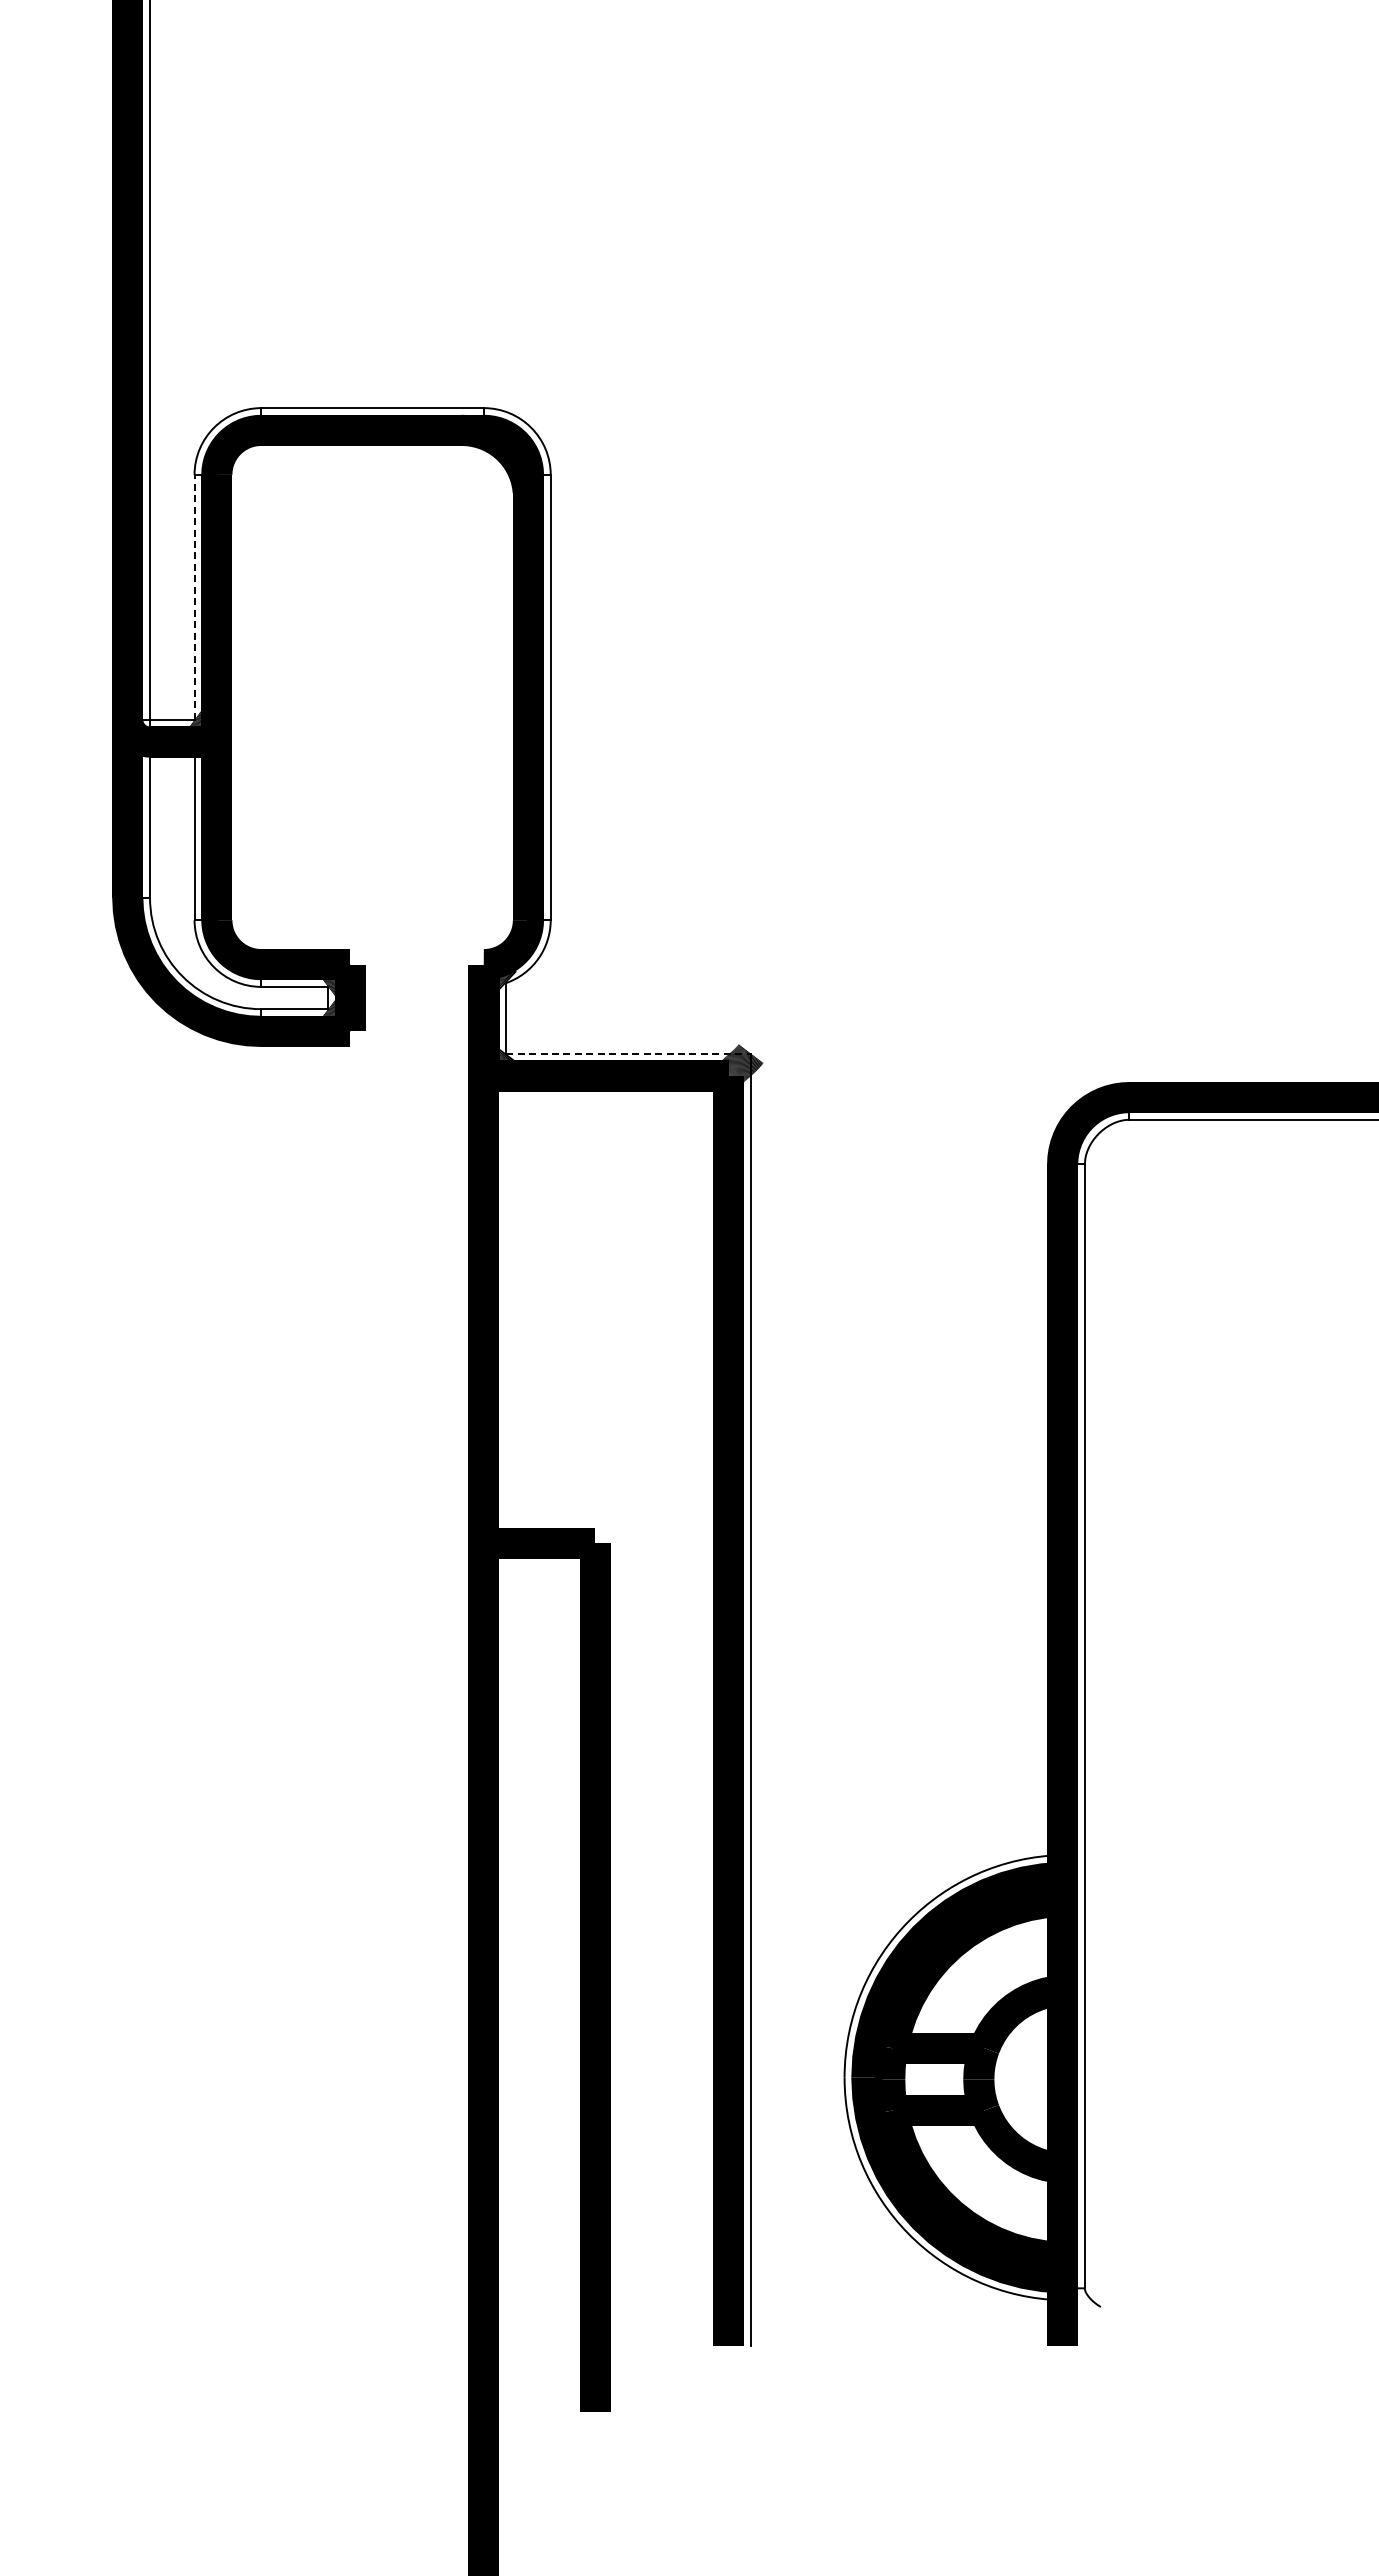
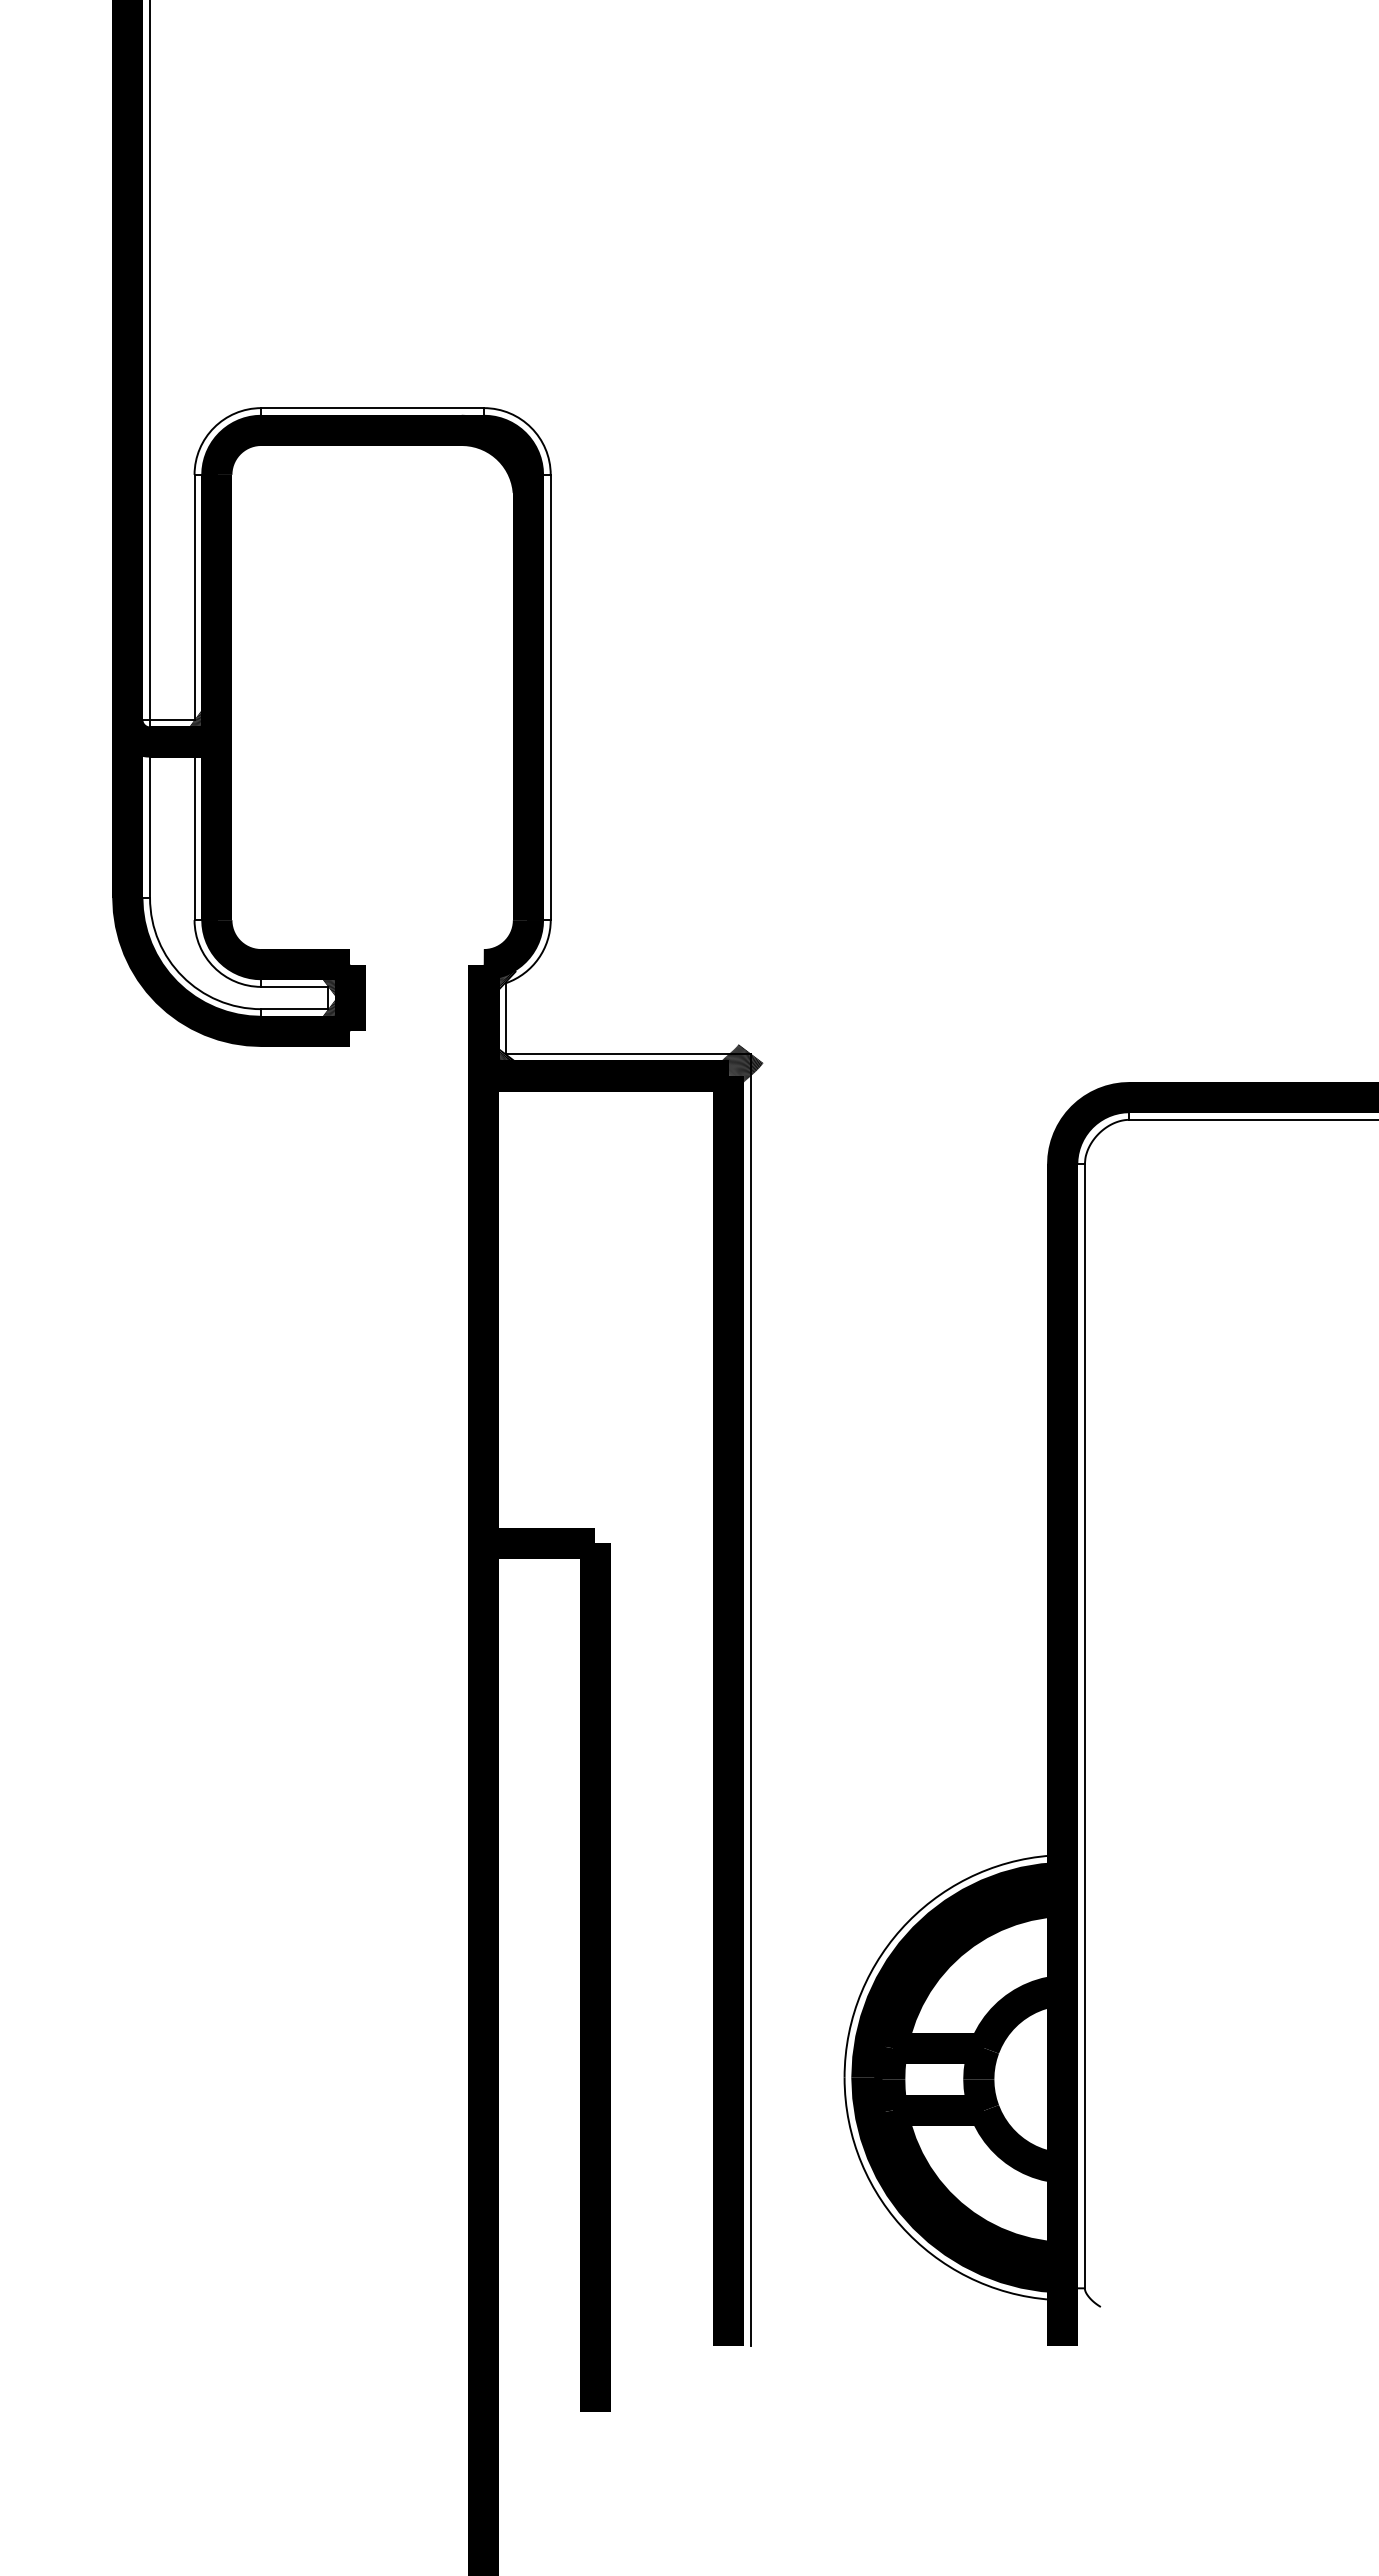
line: dashed -> solid (194, 596)
line: dashed -> solid (629, 1053)
